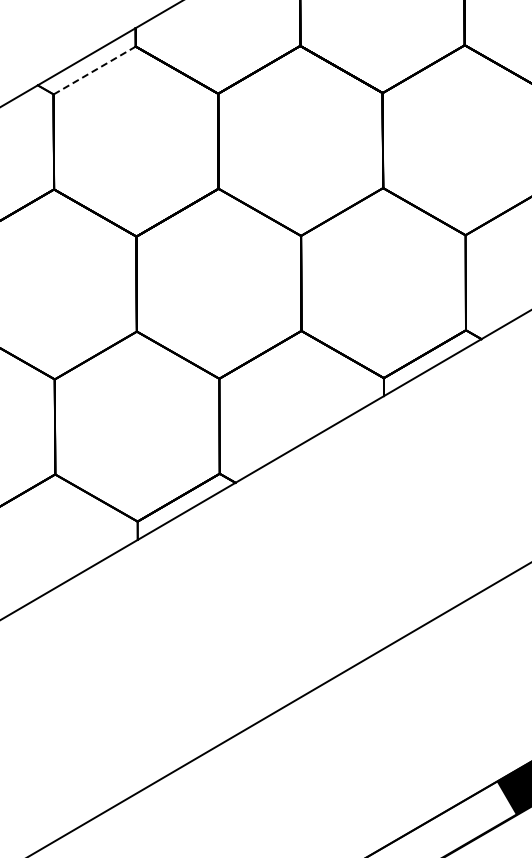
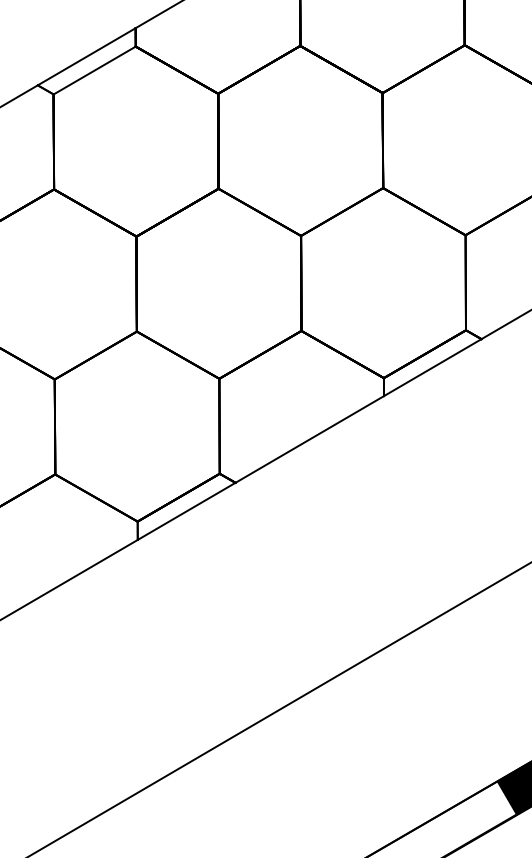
line: dashed -> solid (95, 70)
